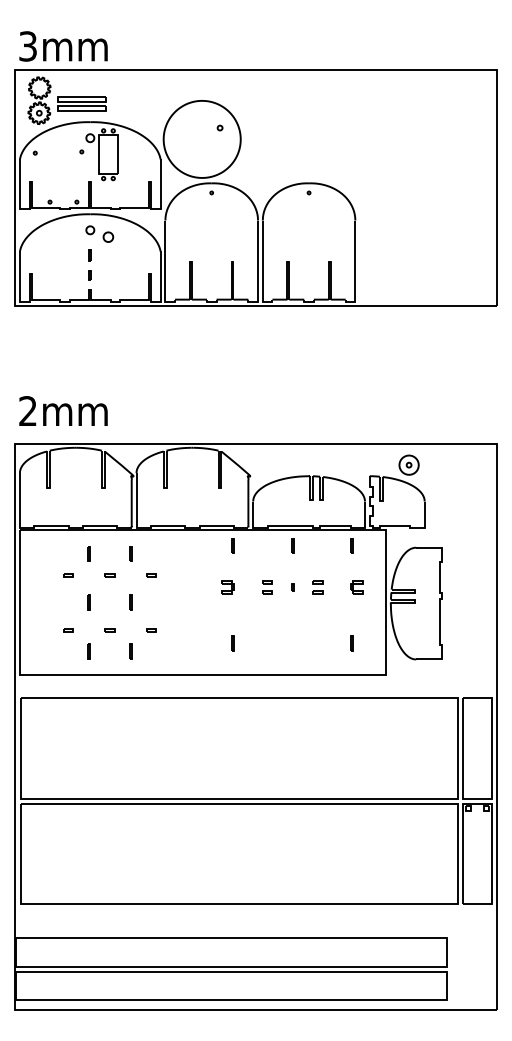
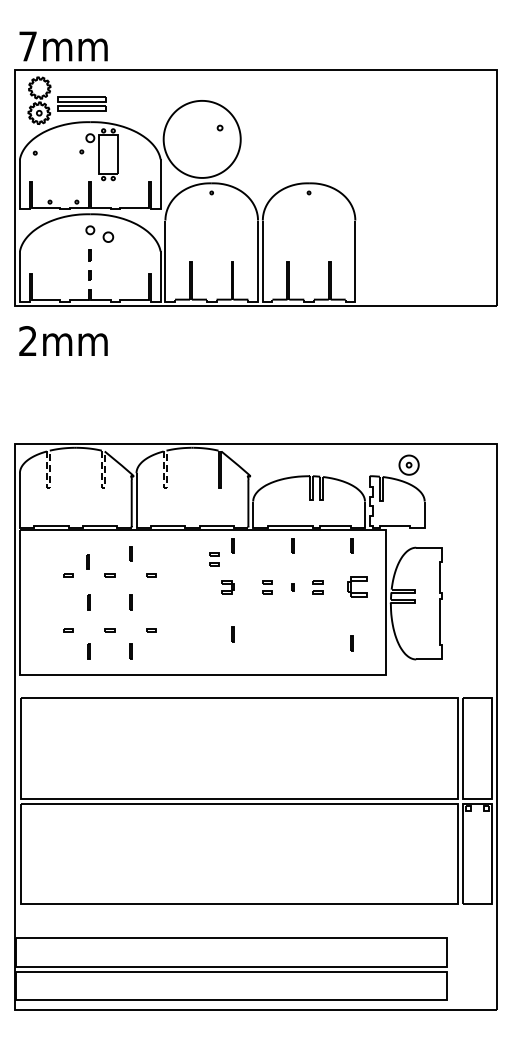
text: 3mm -> 7mm (27, 46)
text position: (63, 410) -> (63, 340) (63, 340)
line: solid -> dashed (48, 487)
line: solid -> dashed (102, 487)
line: solid -> dashed (165, 487)
part position: (88, 553) -> (87, 561) (87, 561)
part: none -> present (214, 559)
part size: 14x15 px -> 21x22 px (357, 586)
line position: (232, 643) -> (232, 634) (232, 634)
